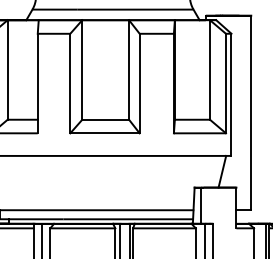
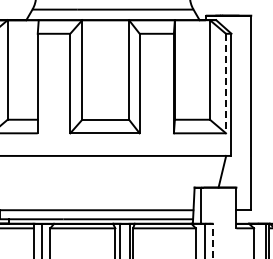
line: solid -> dashed (225, 83)
line: solid -> dashed (212, 240)
